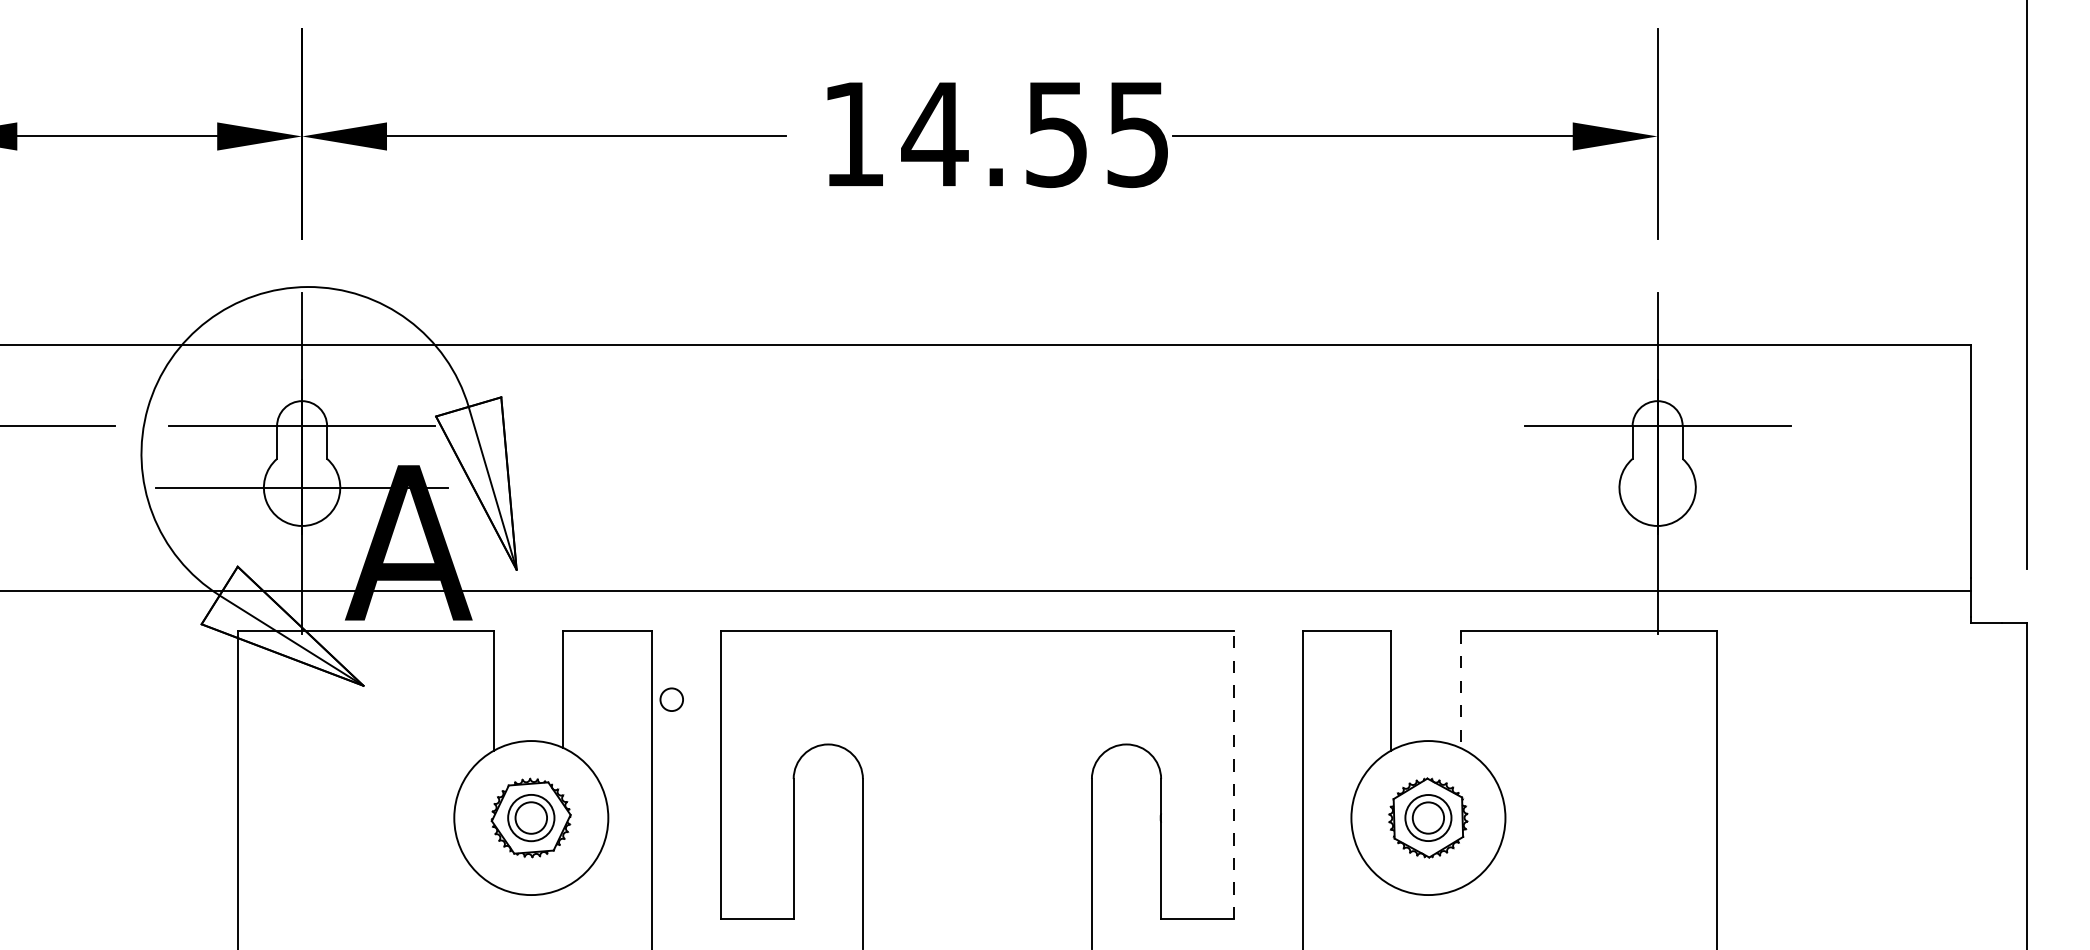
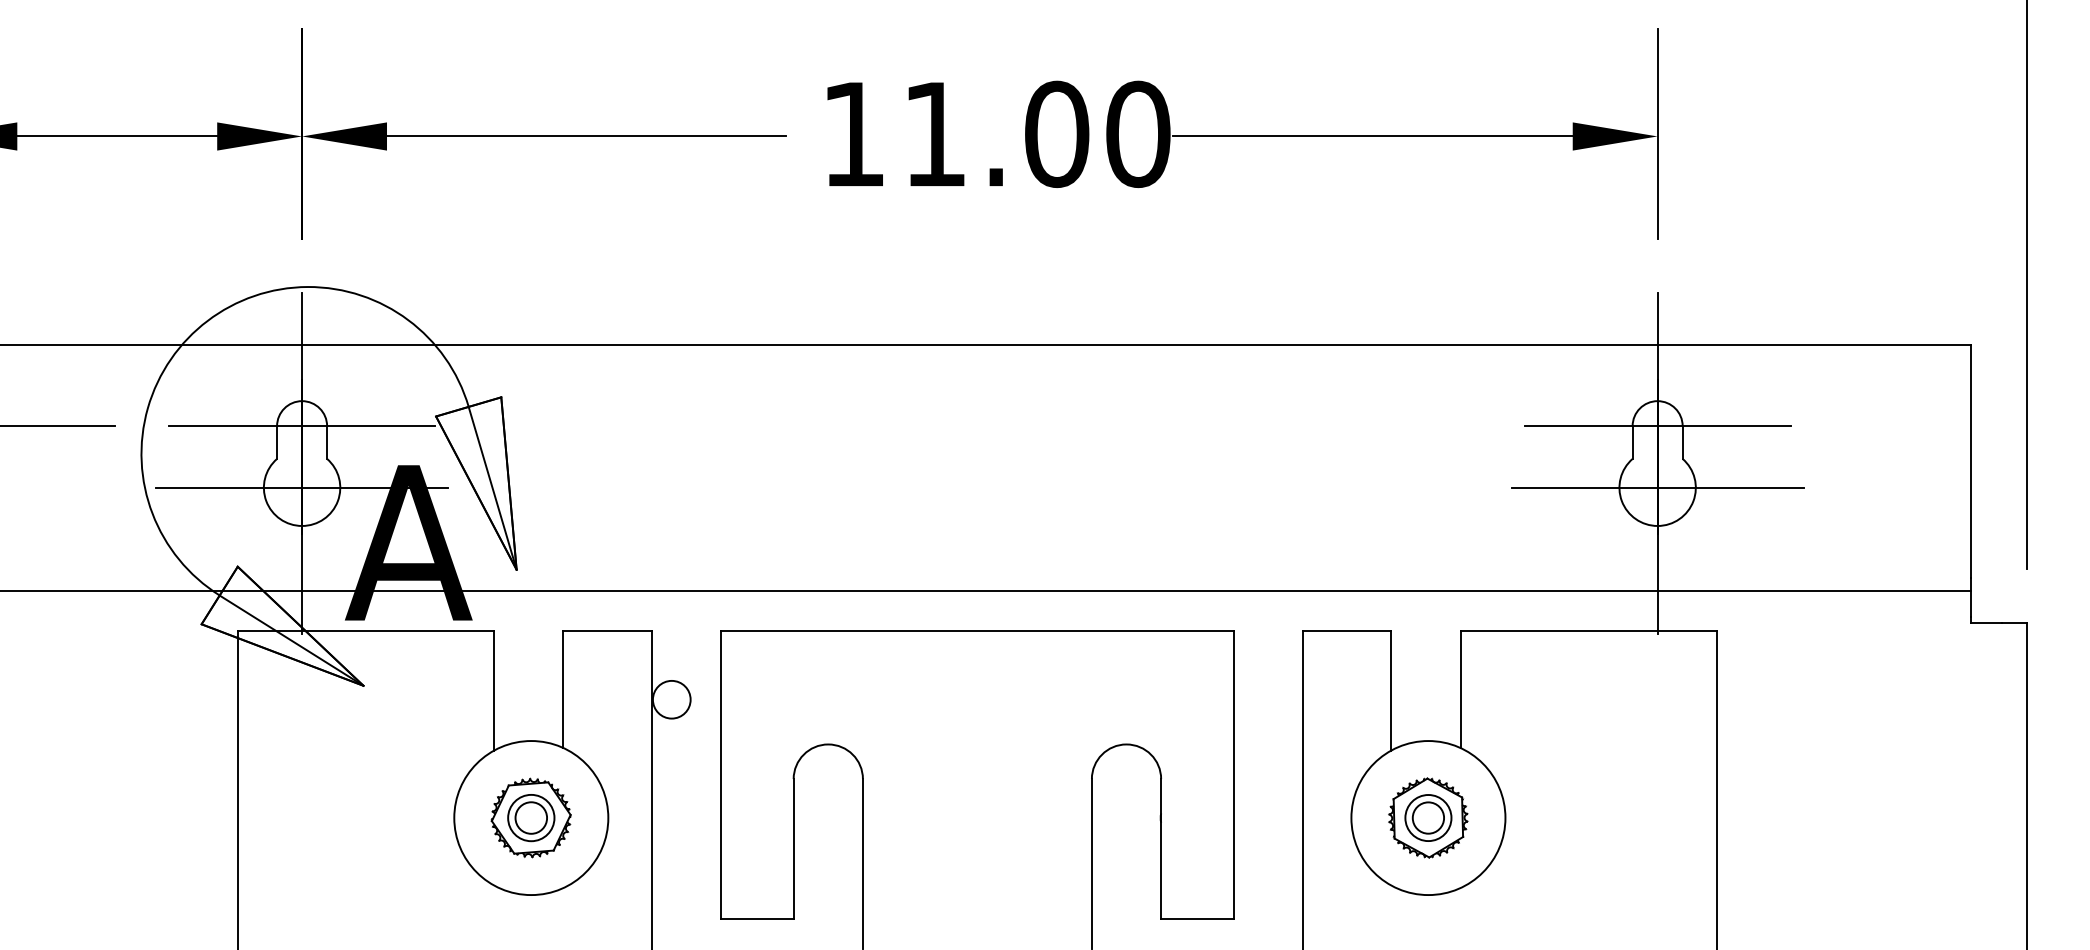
text: 14.55 -> 11.00 (1035, 134)
line: none -> present (1657, 487)
line: dashed -> solid (1460, 690)
circle diameter: 23 px -> 38 px (671, 699)
line: dashed -> solid (1233, 774)
